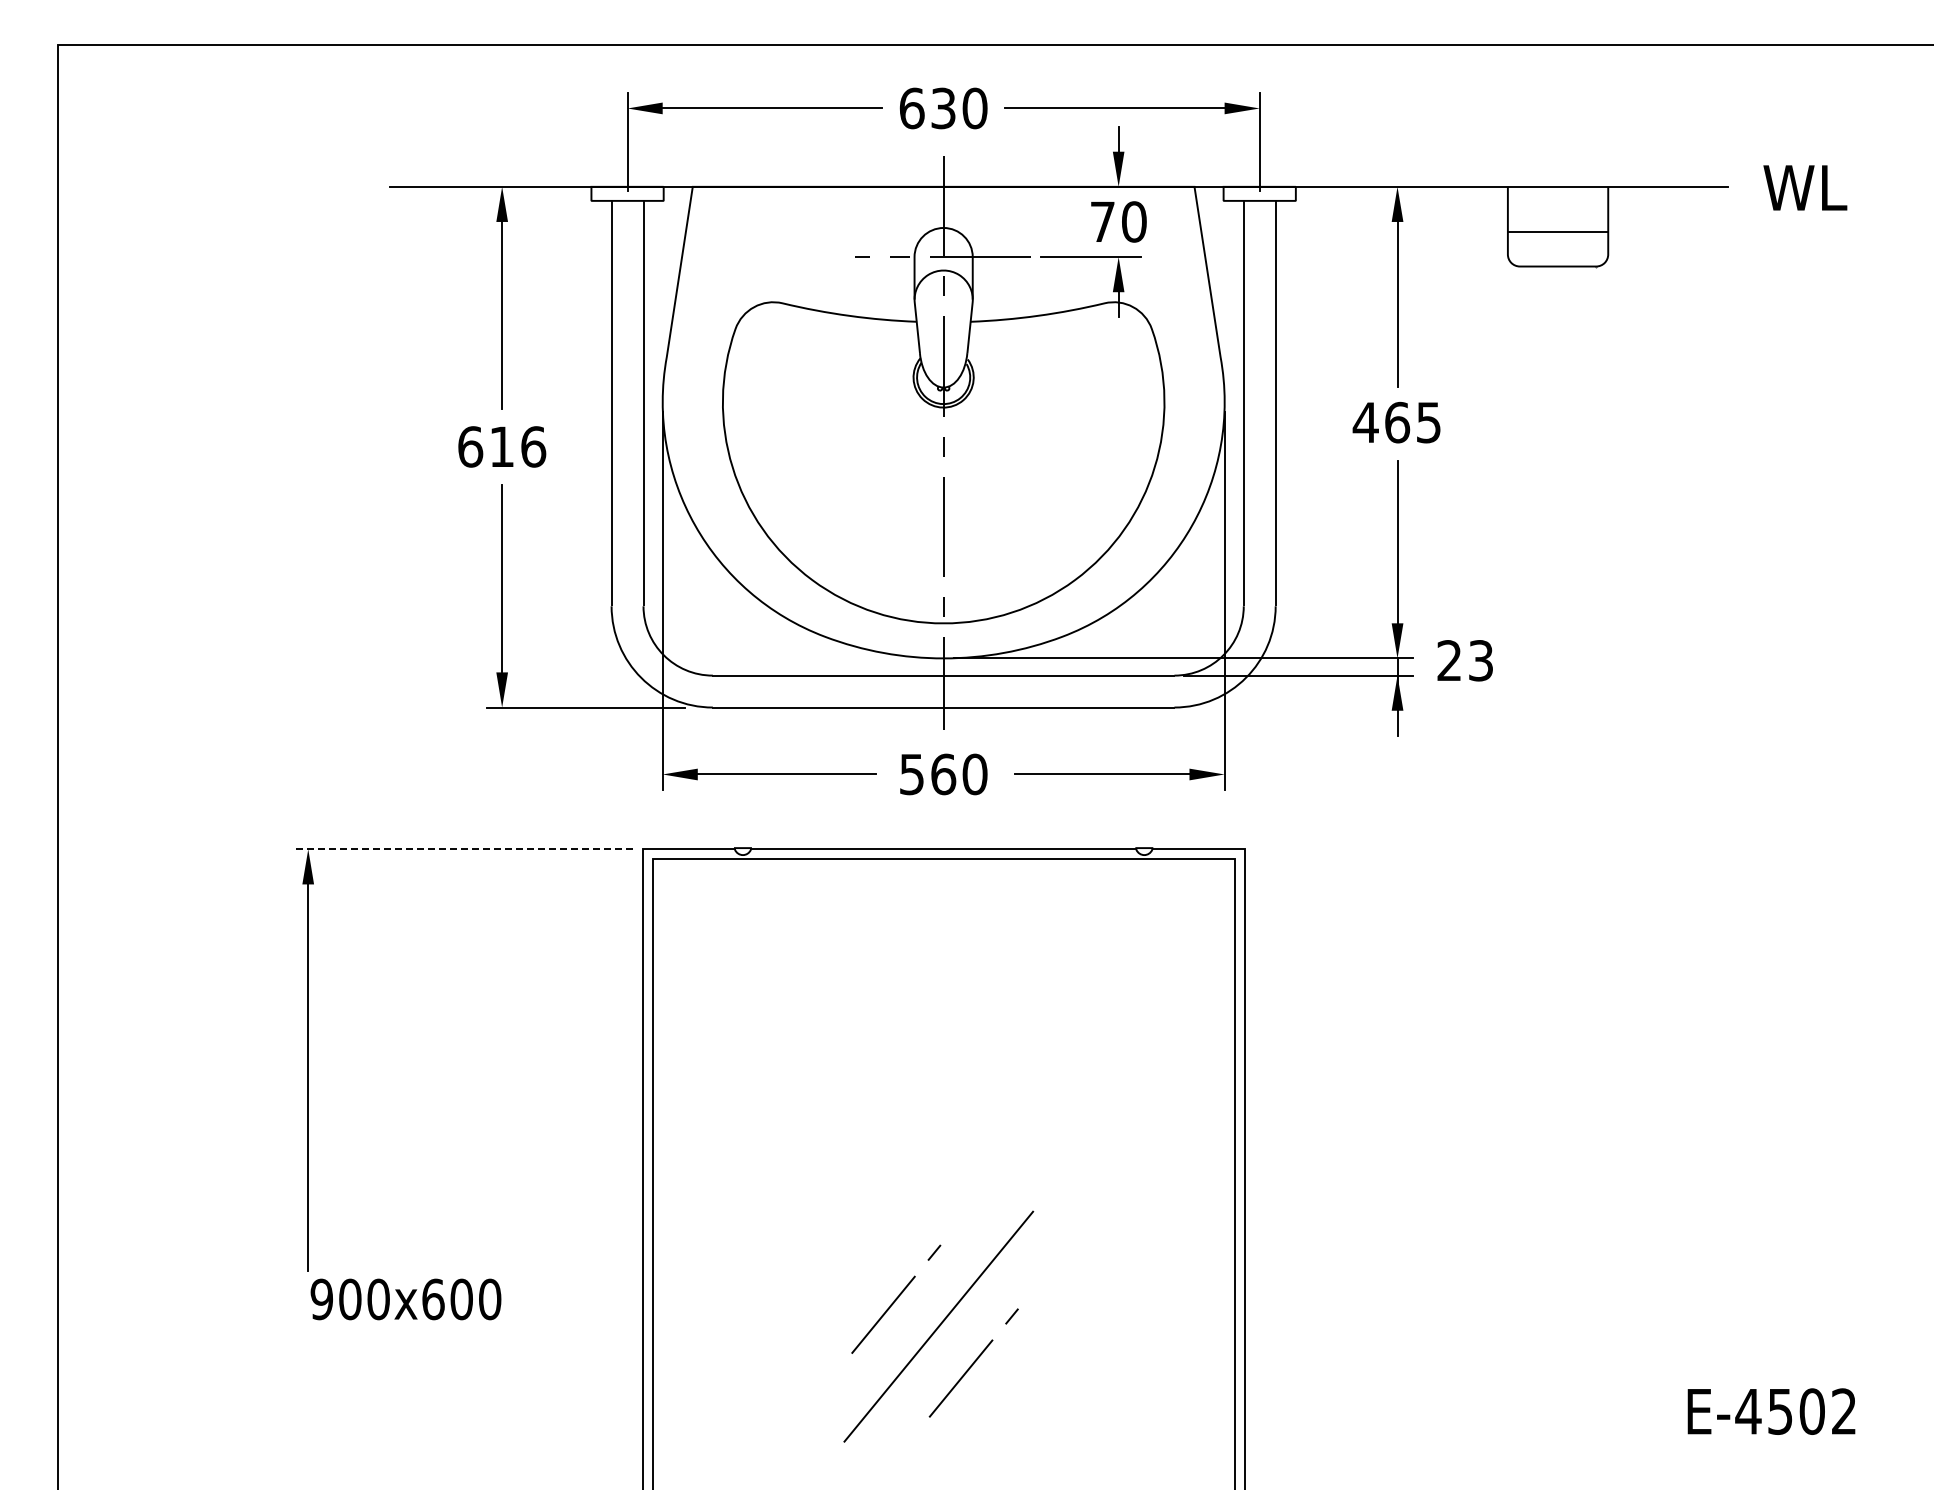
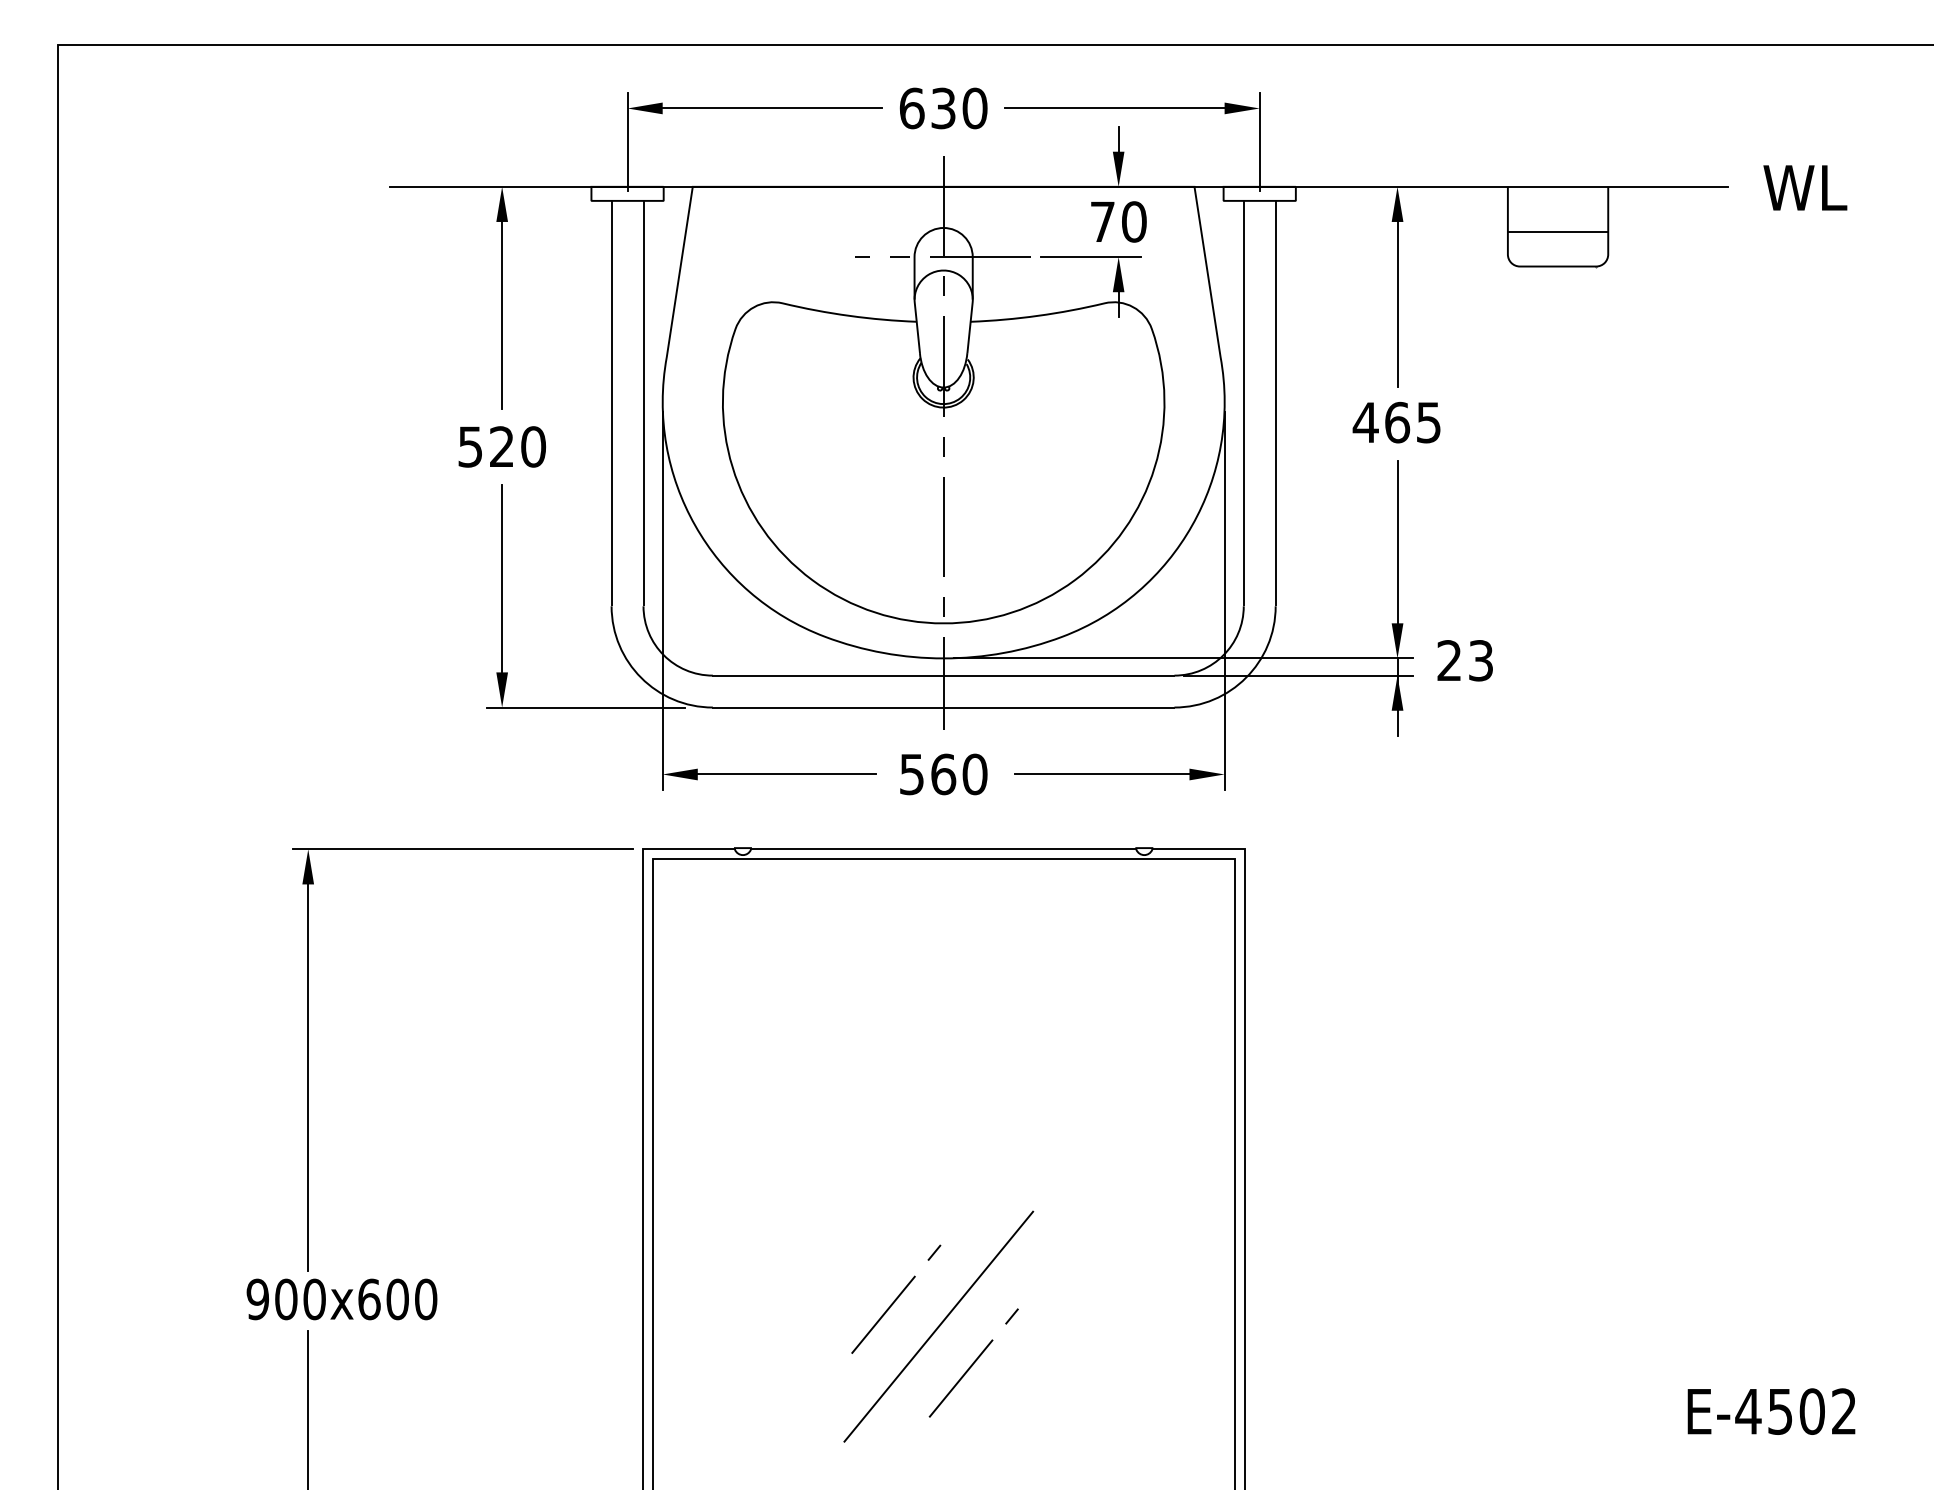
text: 616 -> 520 (502, 446)
line: dashed -> solid (462, 849)
text position: (405, 1299) -> (341, 1299) (341, 1299)
line: none -> present (308, 1408)
